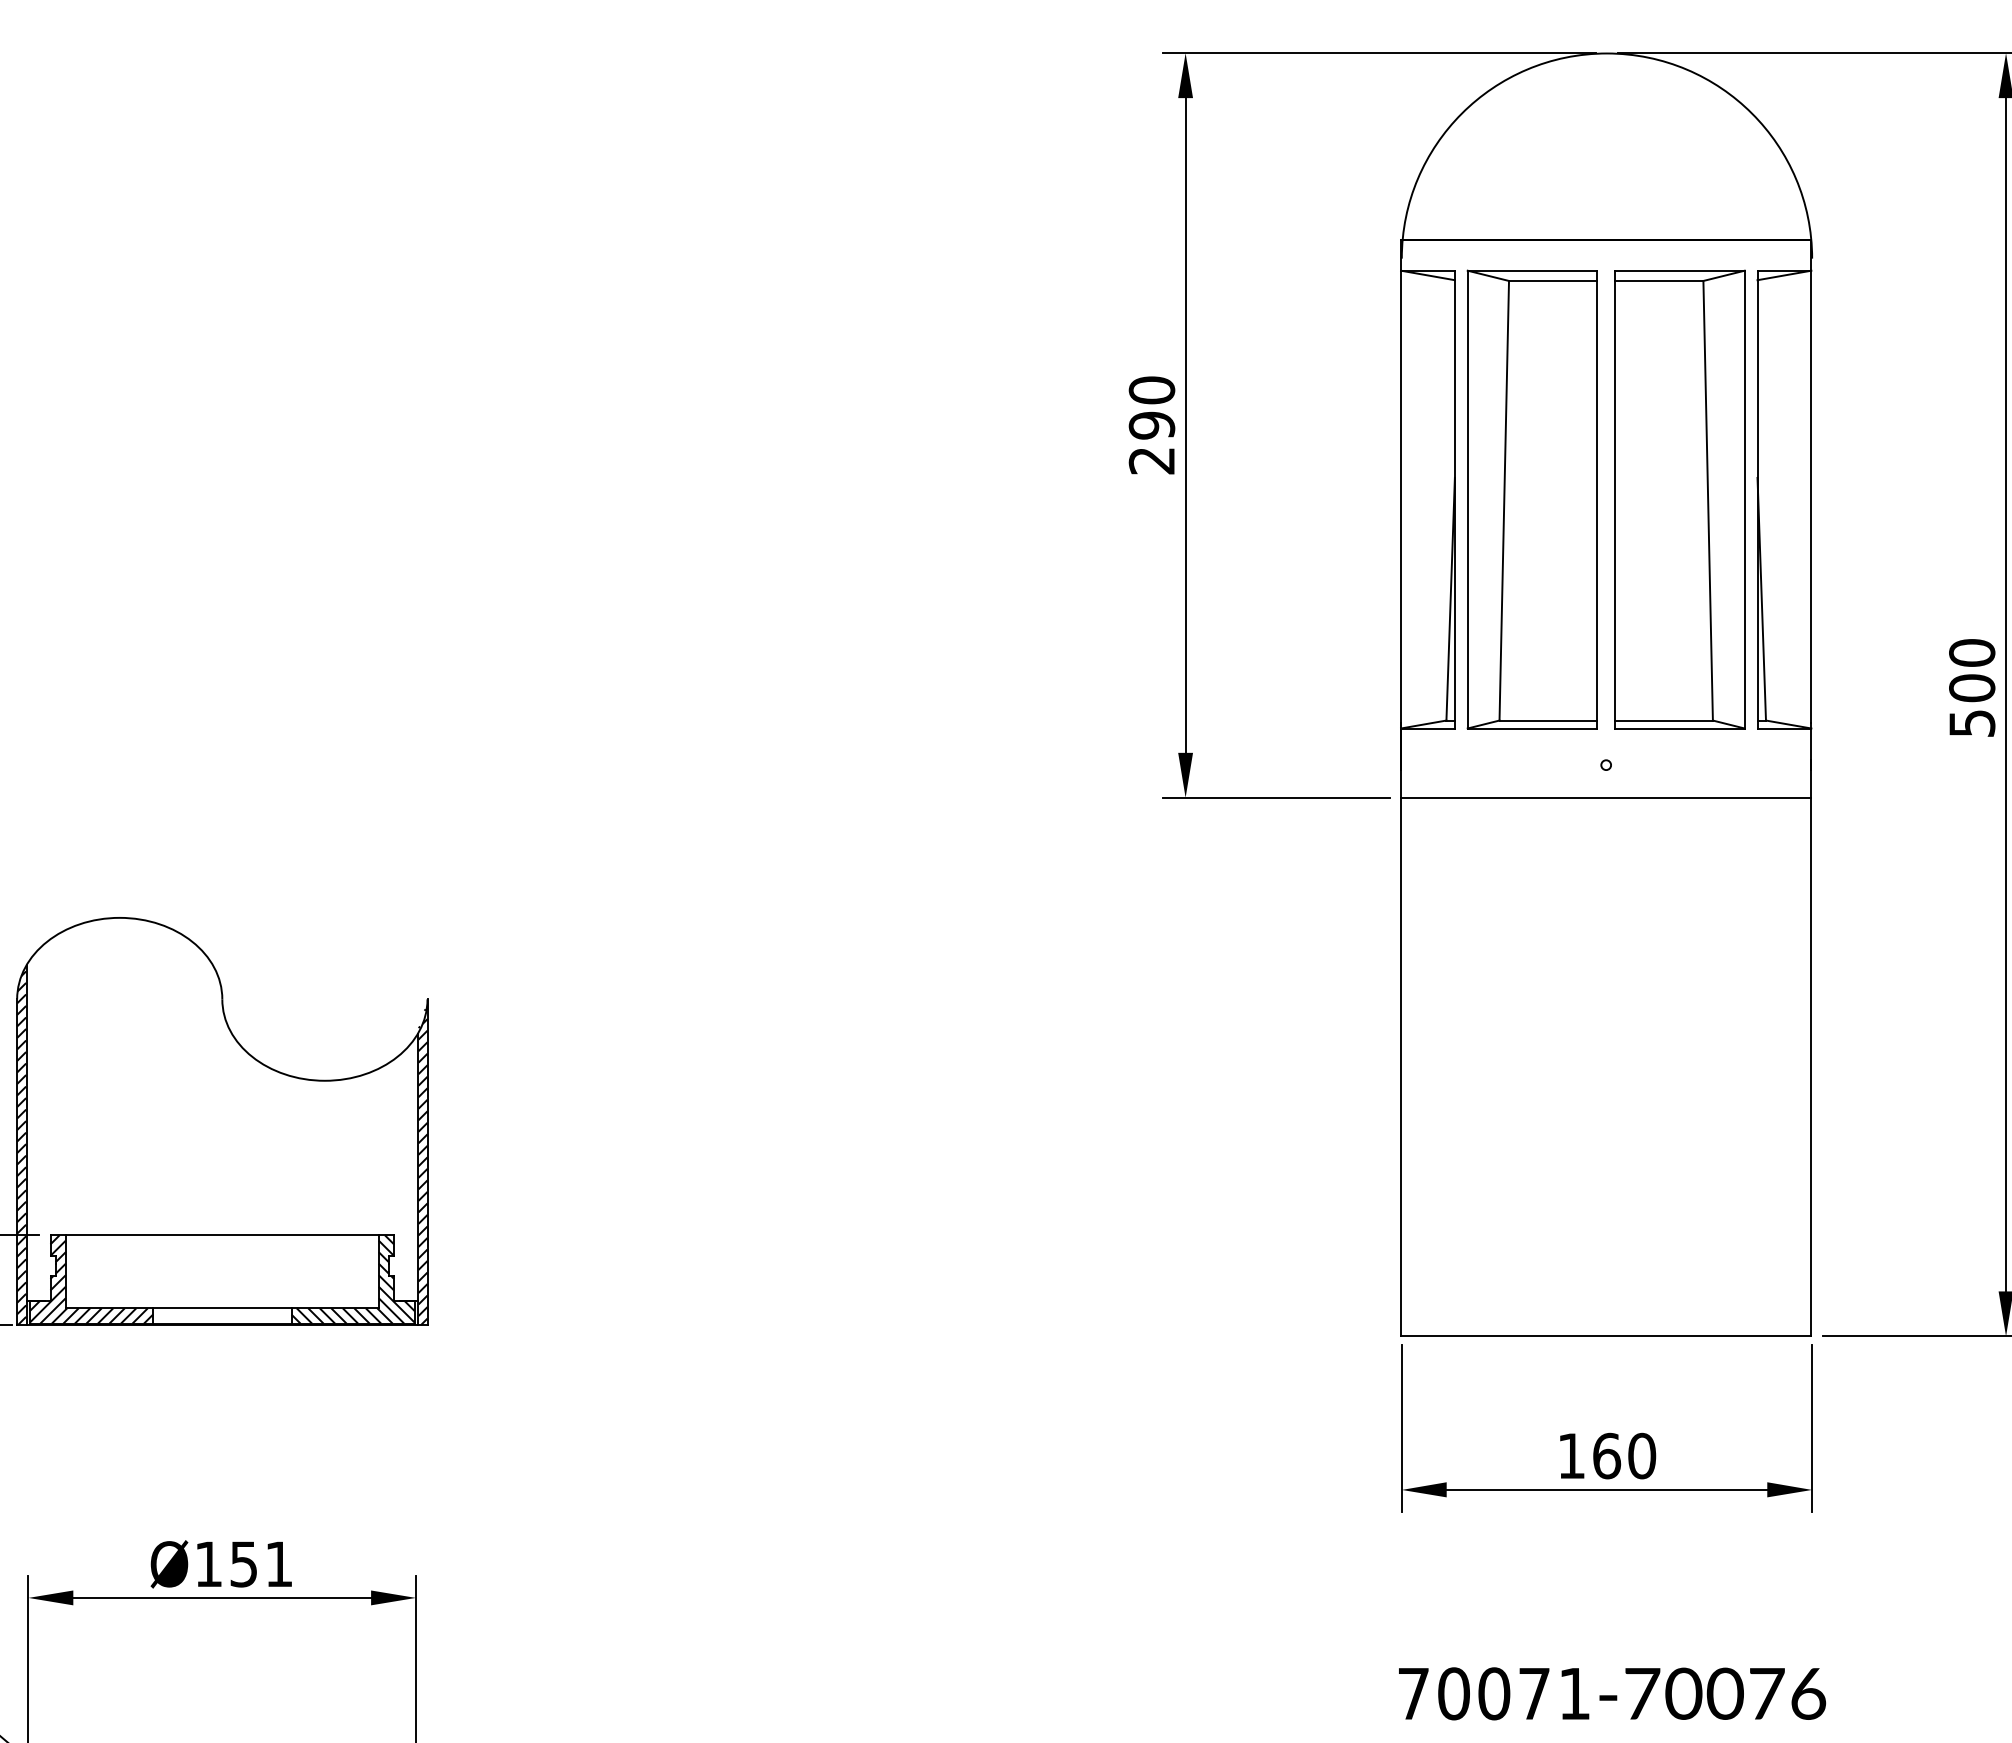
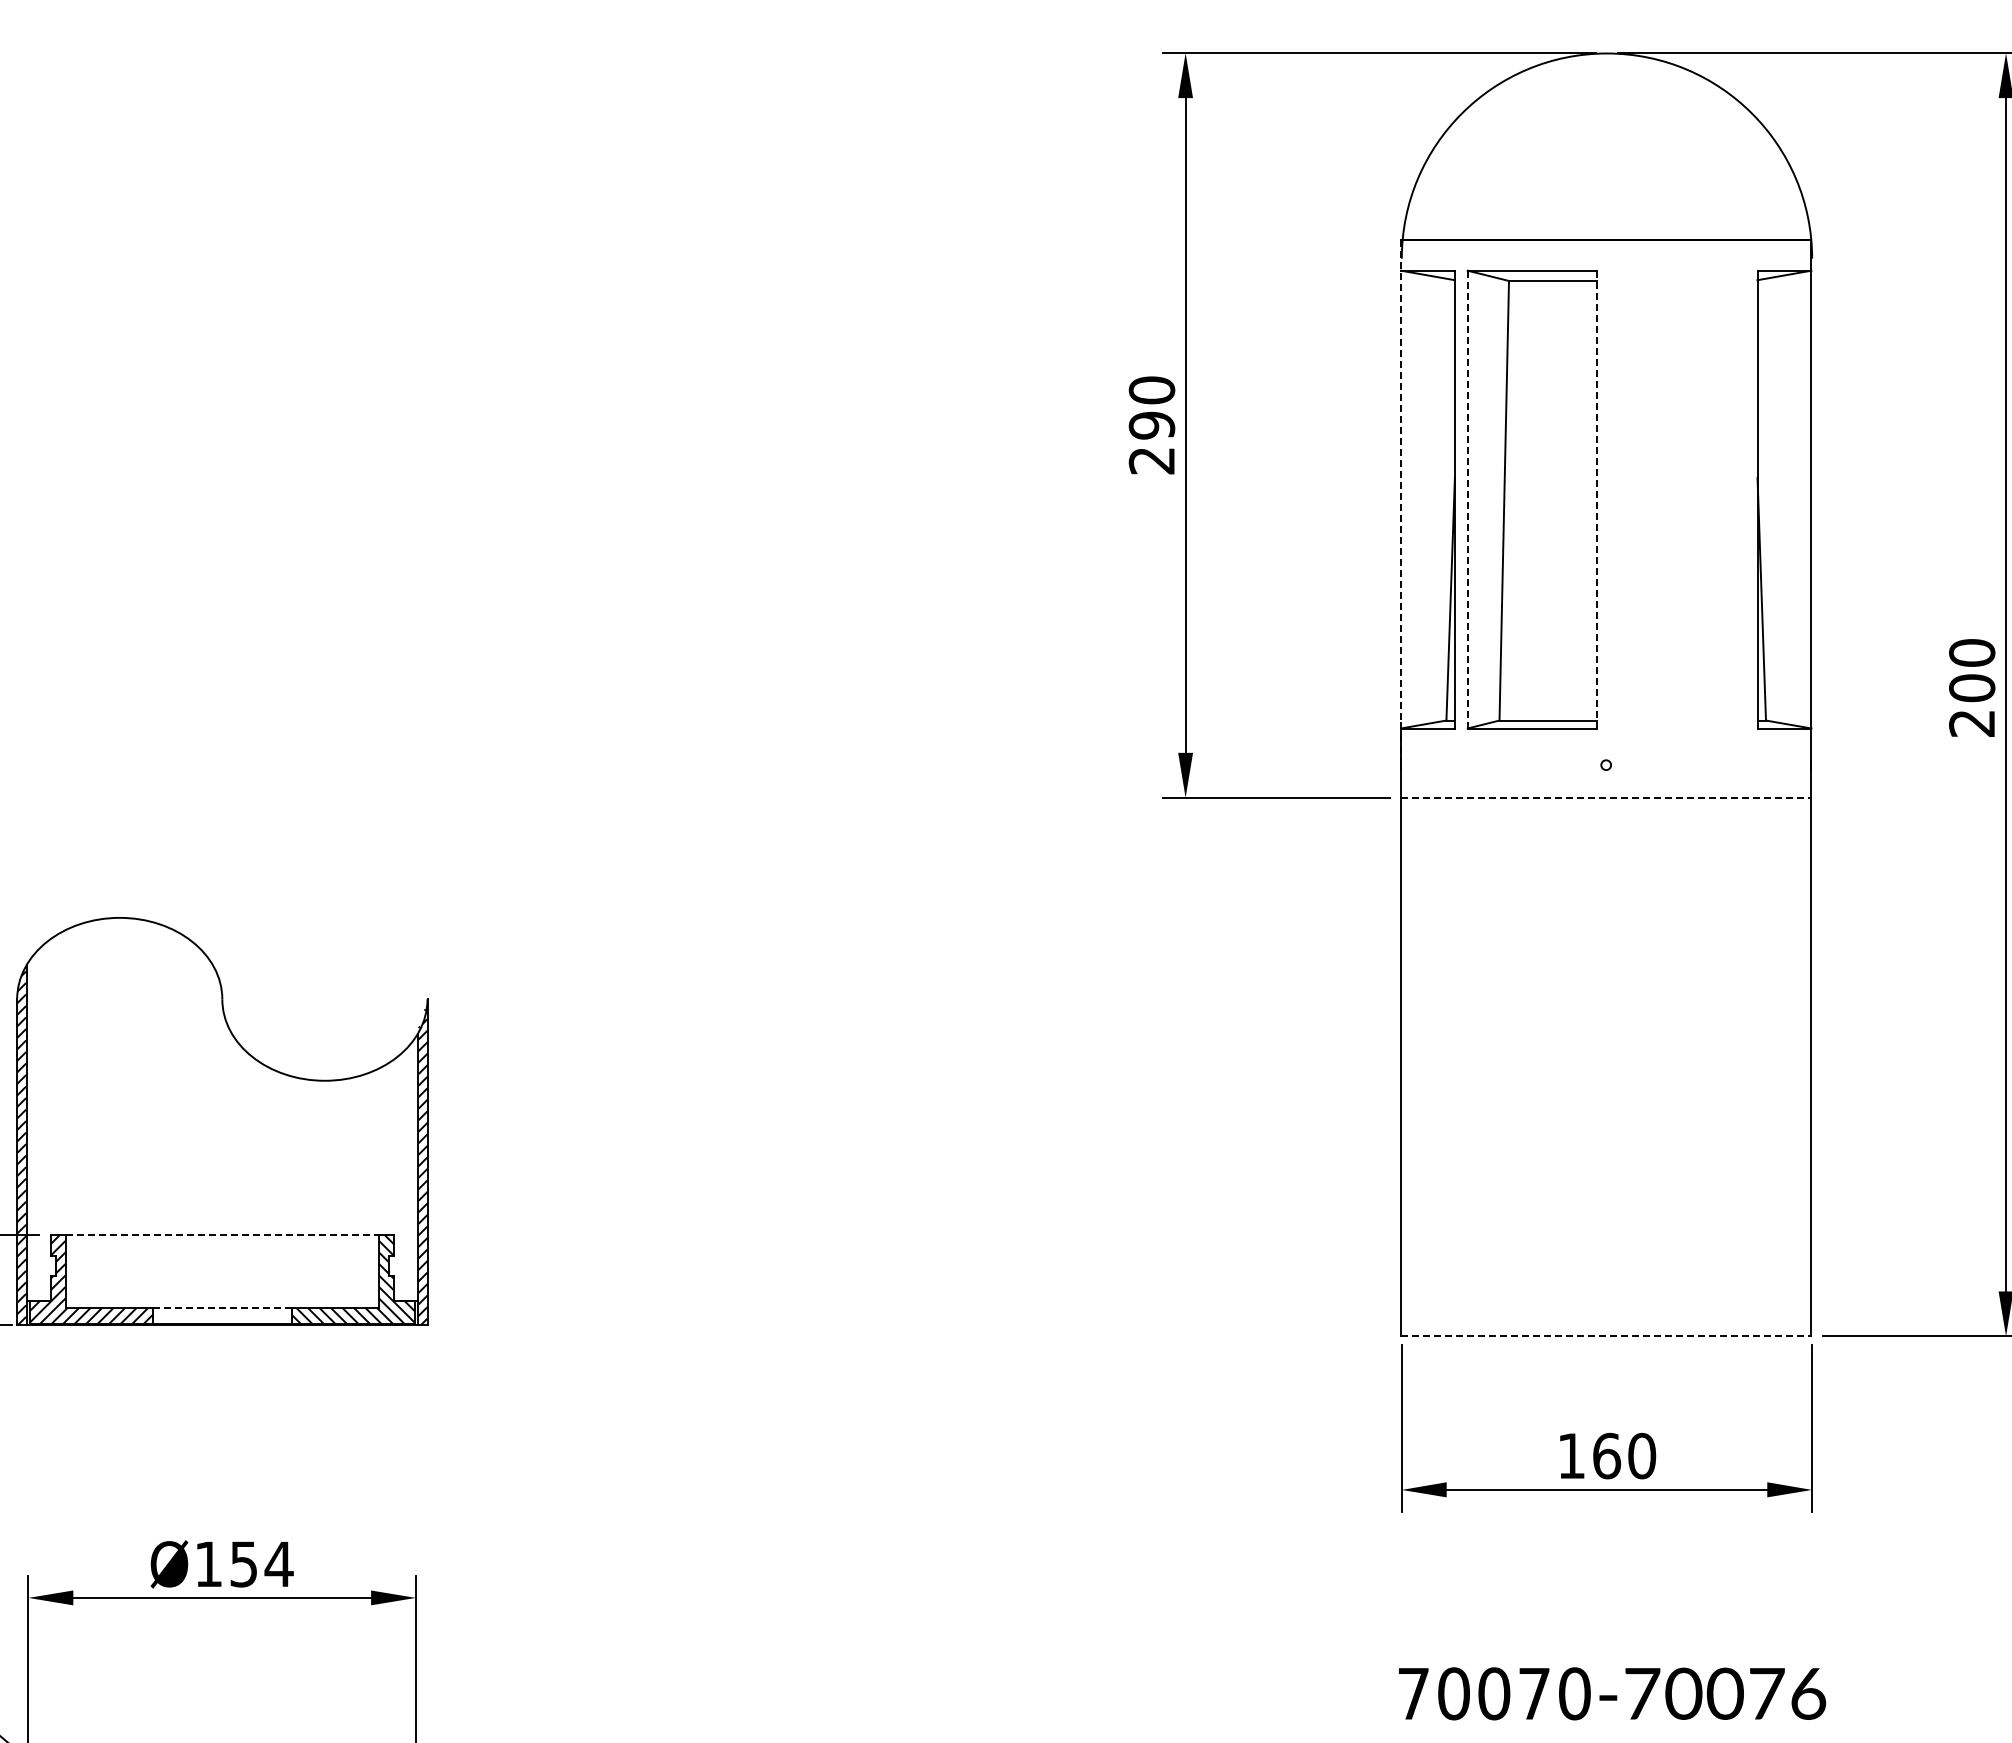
line: solid -> dashed (1467, 499)
line: solid -> dashed (1596, 499)
part: present -> none (1679, 499)
line: solid -> dashed (1401, 500)
text: 500 -> 200 (1972, 723)
line: solid -> dashed (1606, 797)
line: solid -> dashed (222, 1235)
line: solid -> dashed (222, 1308)
line: solid -> dashed (1606, 1336)
text: Ø151 -> Ø154 (278, 1563)
text: 70071 -> 70070 (1574, 1693)
